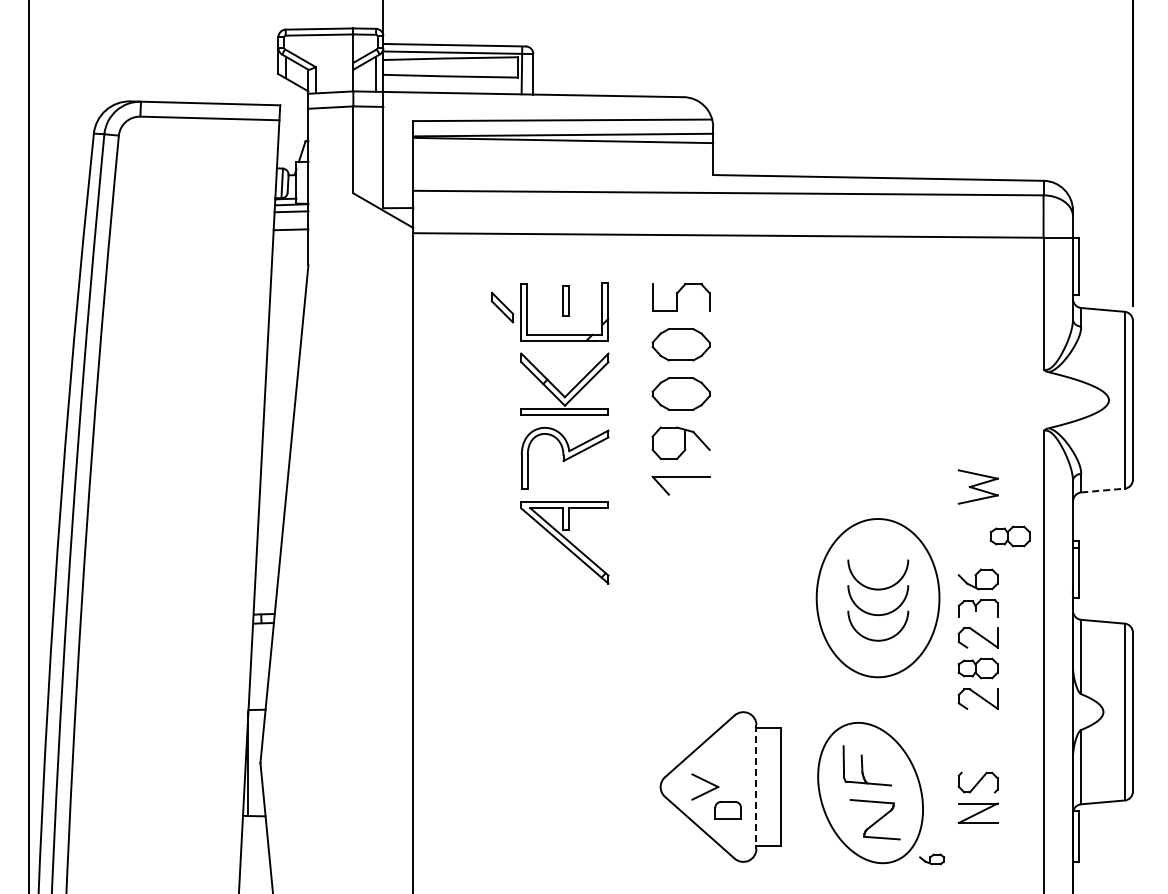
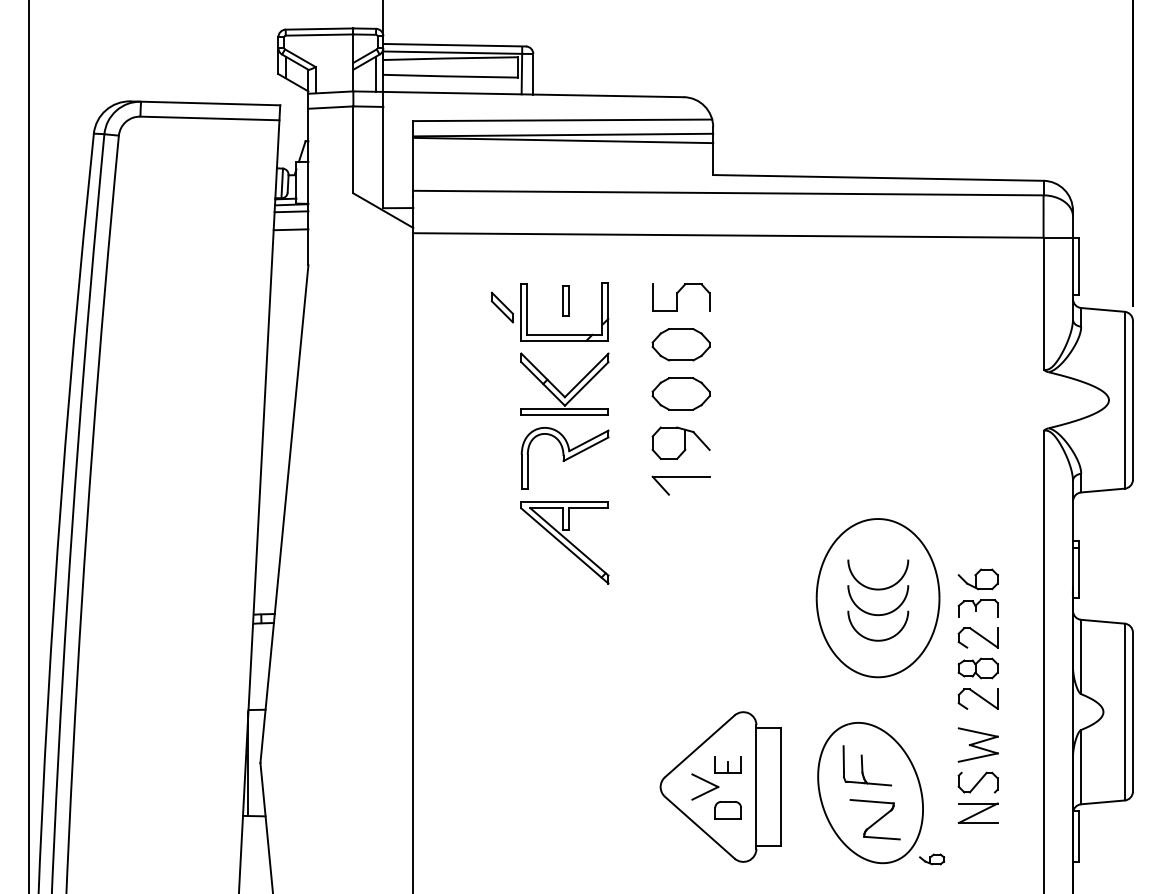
part position: (977, 486) -> (977, 744) (977, 744)
line: dashed -> solid (1102, 490)
part: present -> none (1009, 536)
part: none -> present (727, 764)
line: dashed -> solid (756, 787)
